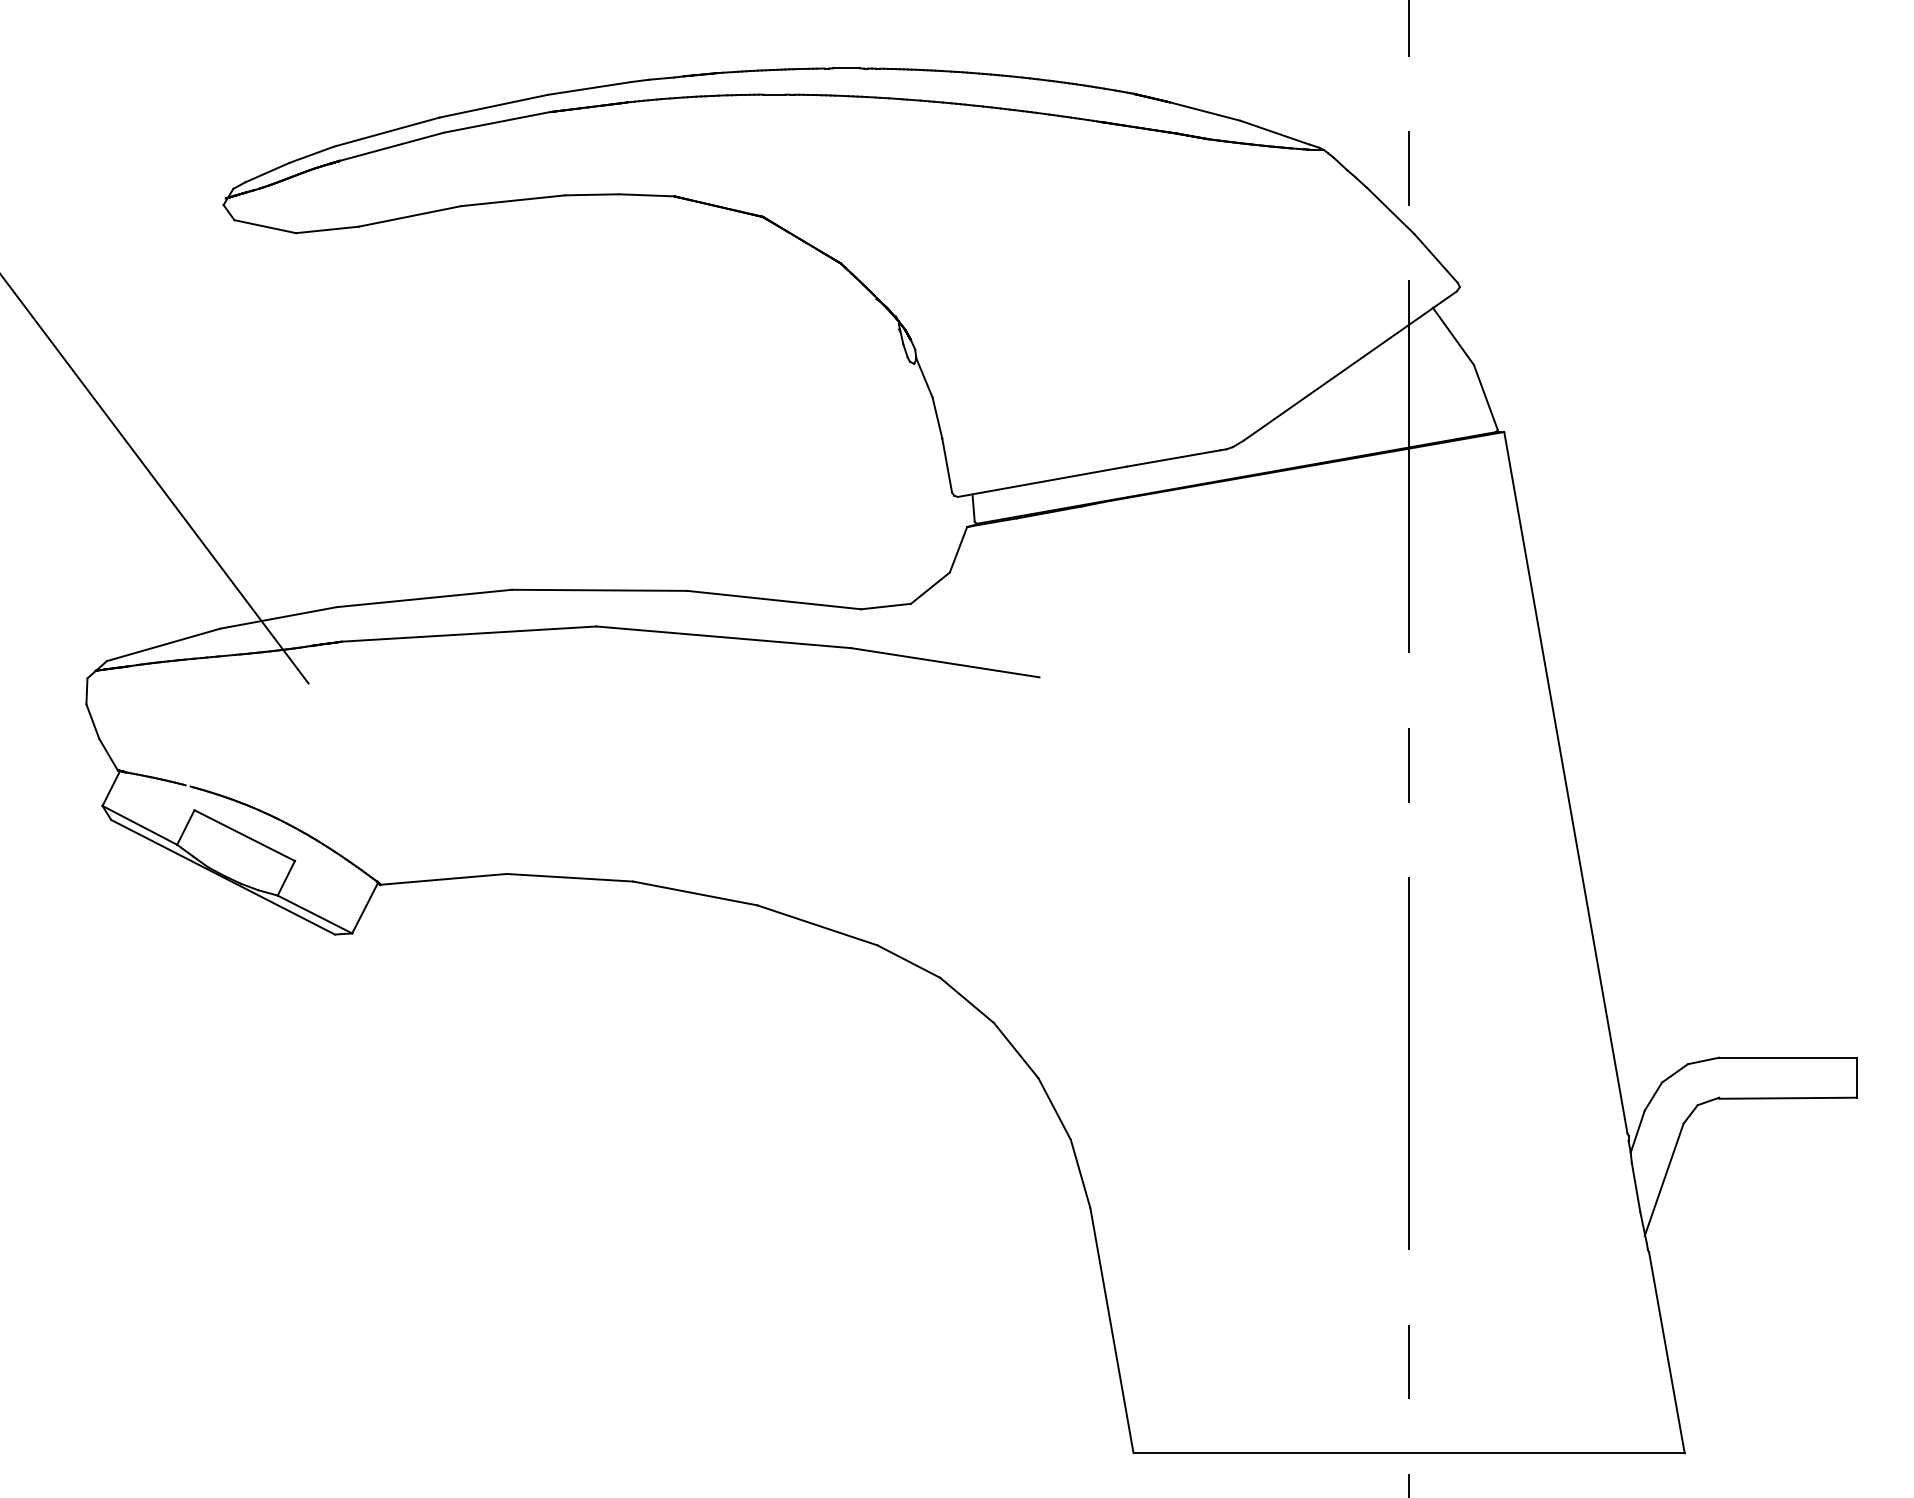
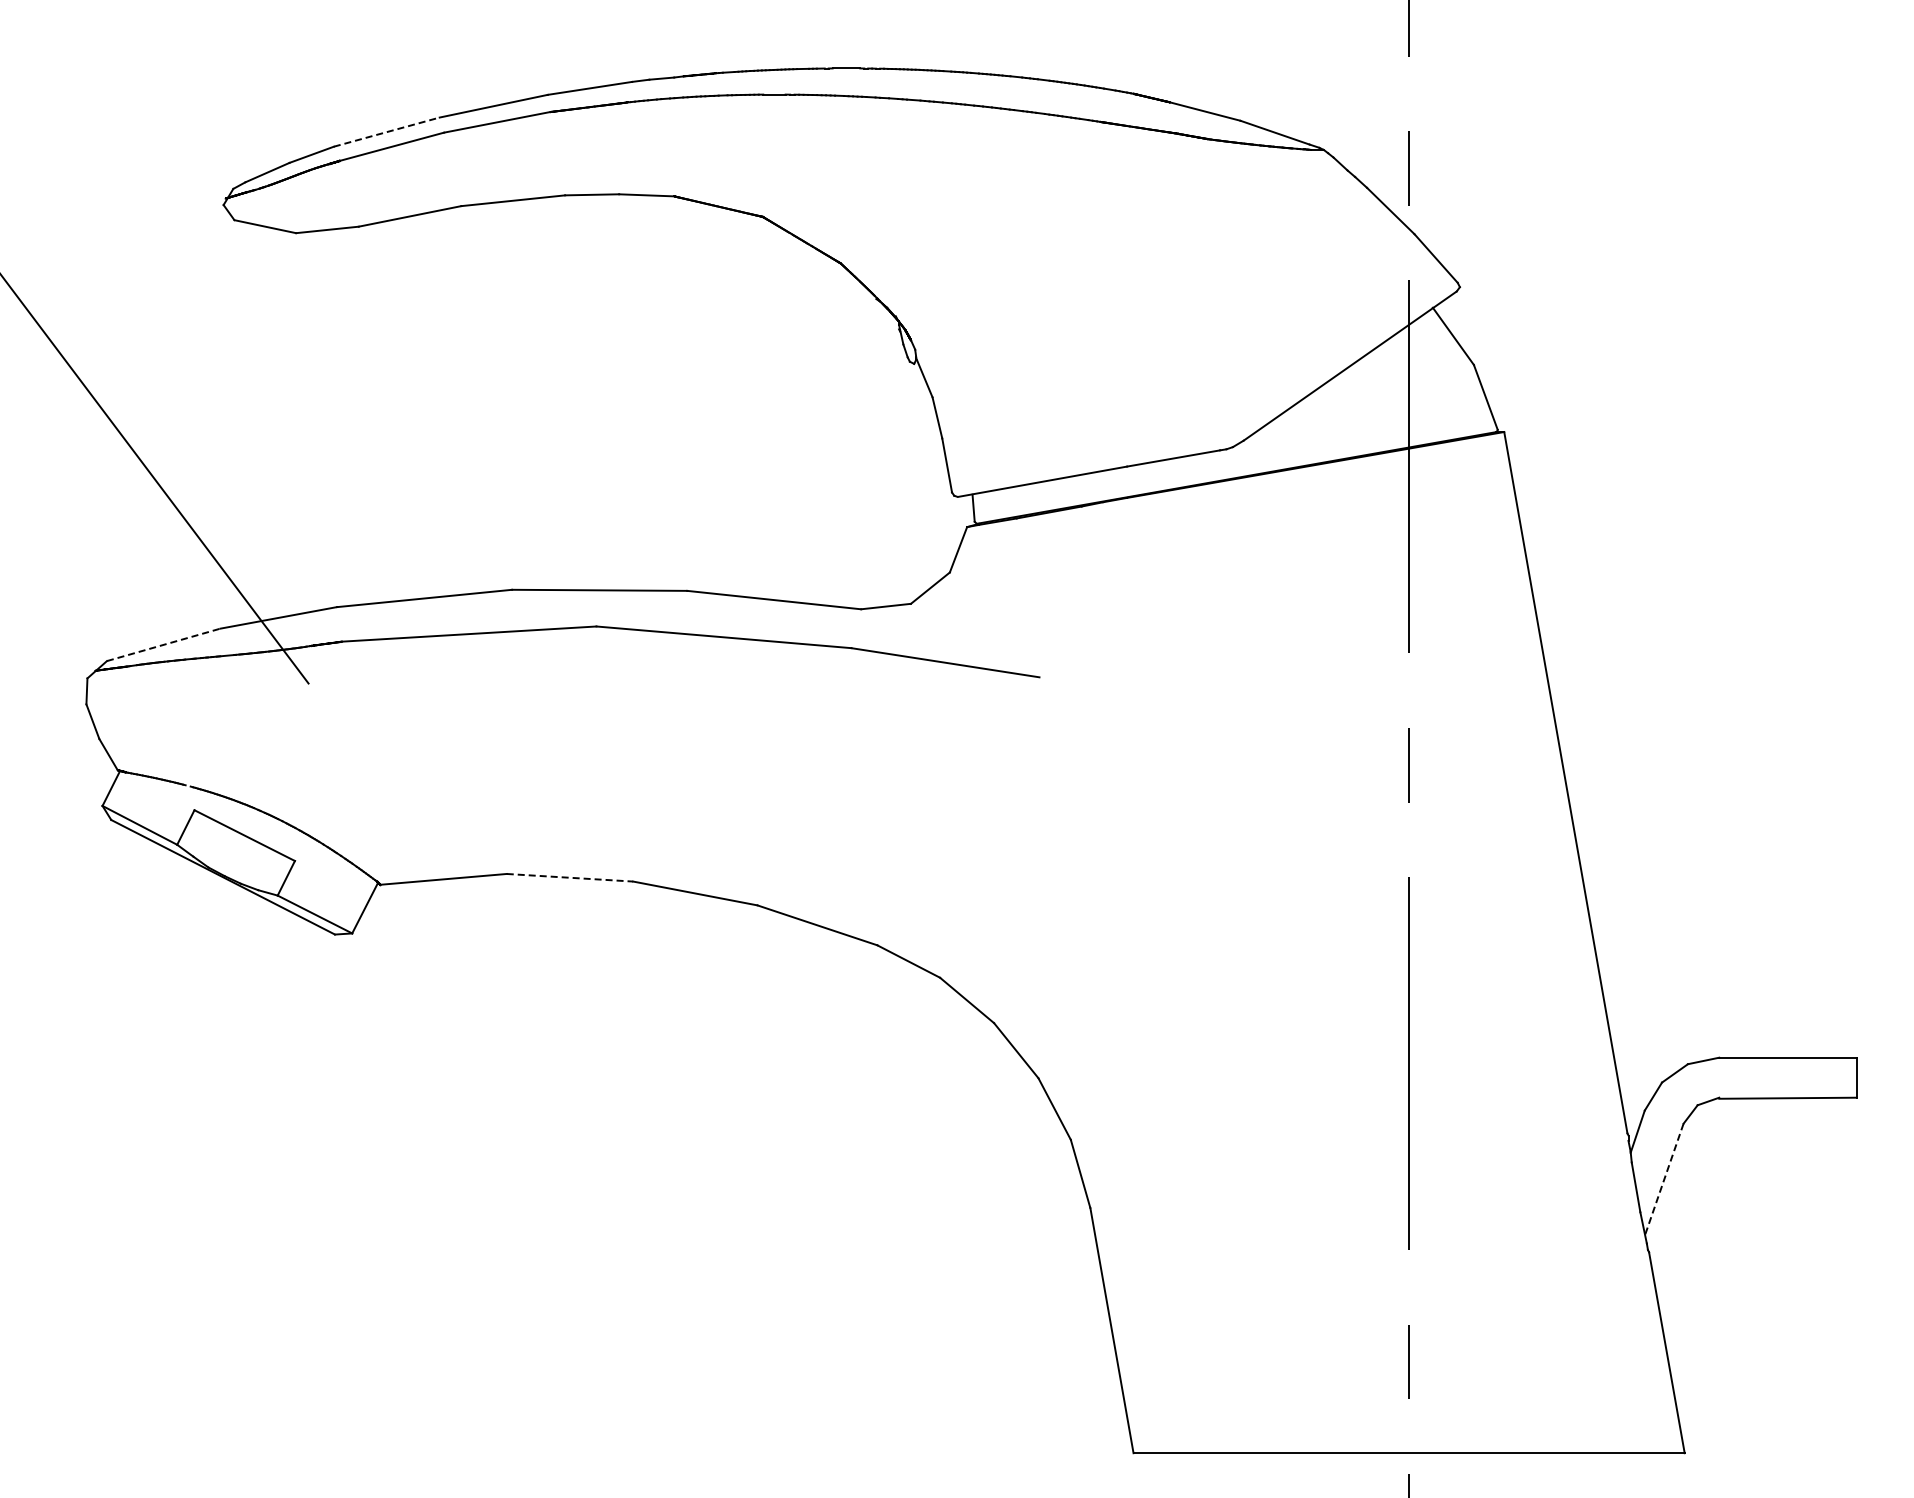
line: solid -> dashed (386, 132)
line: solid -> dashed (164, 644)
line: solid -> dashed (570, 877)
line: solid -> dashed (1664, 1180)
